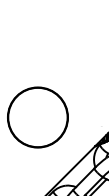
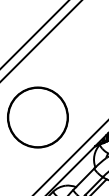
line: none -> present (34, 34)
line: none -> present (41, 40)
line: none -> present (70, 157)
